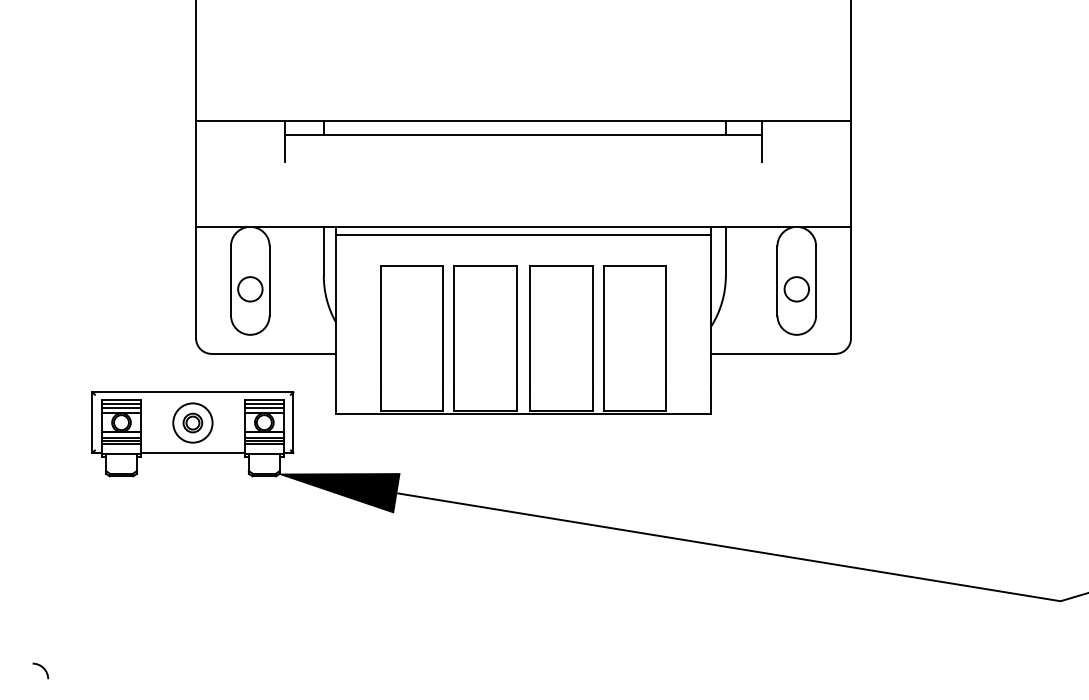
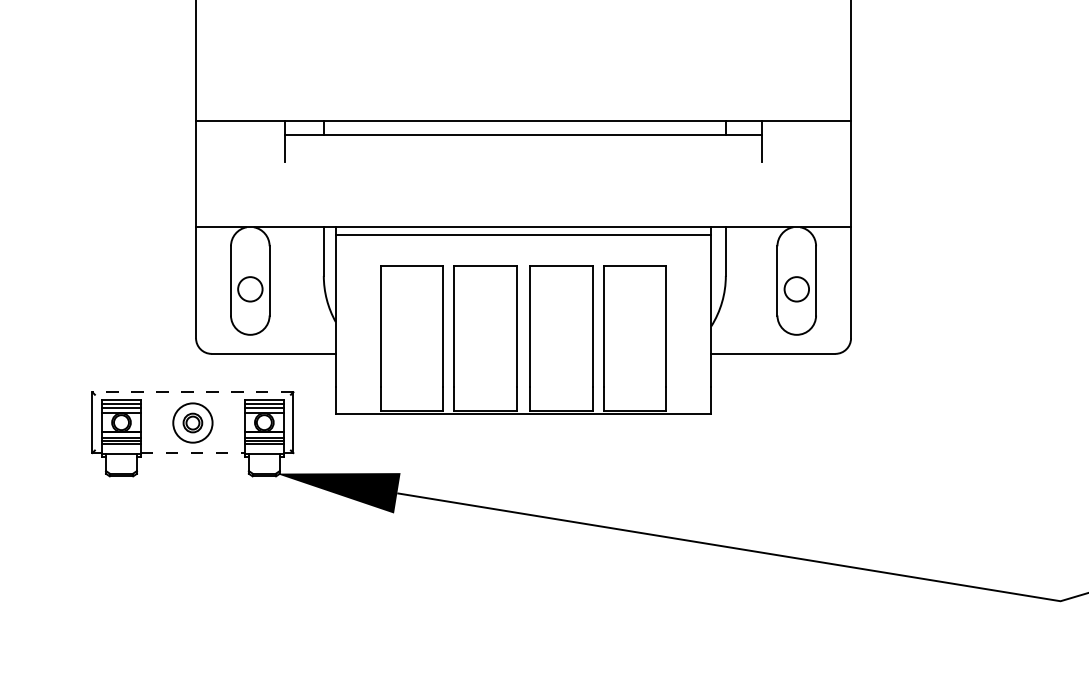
line: solid -> dashed (192, 392)
line: solid -> dashed (192, 453)
arc: present -> none (42, 668)
